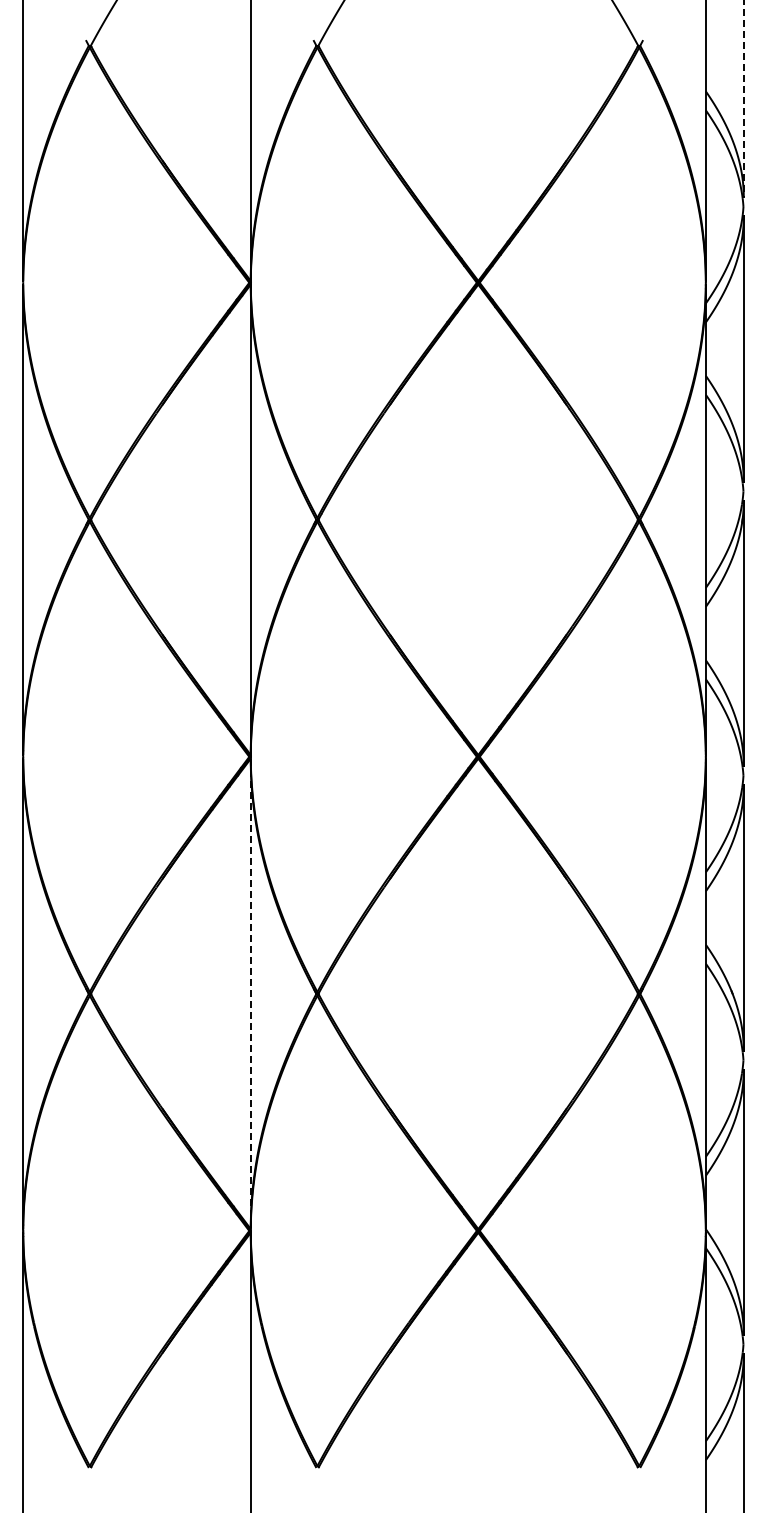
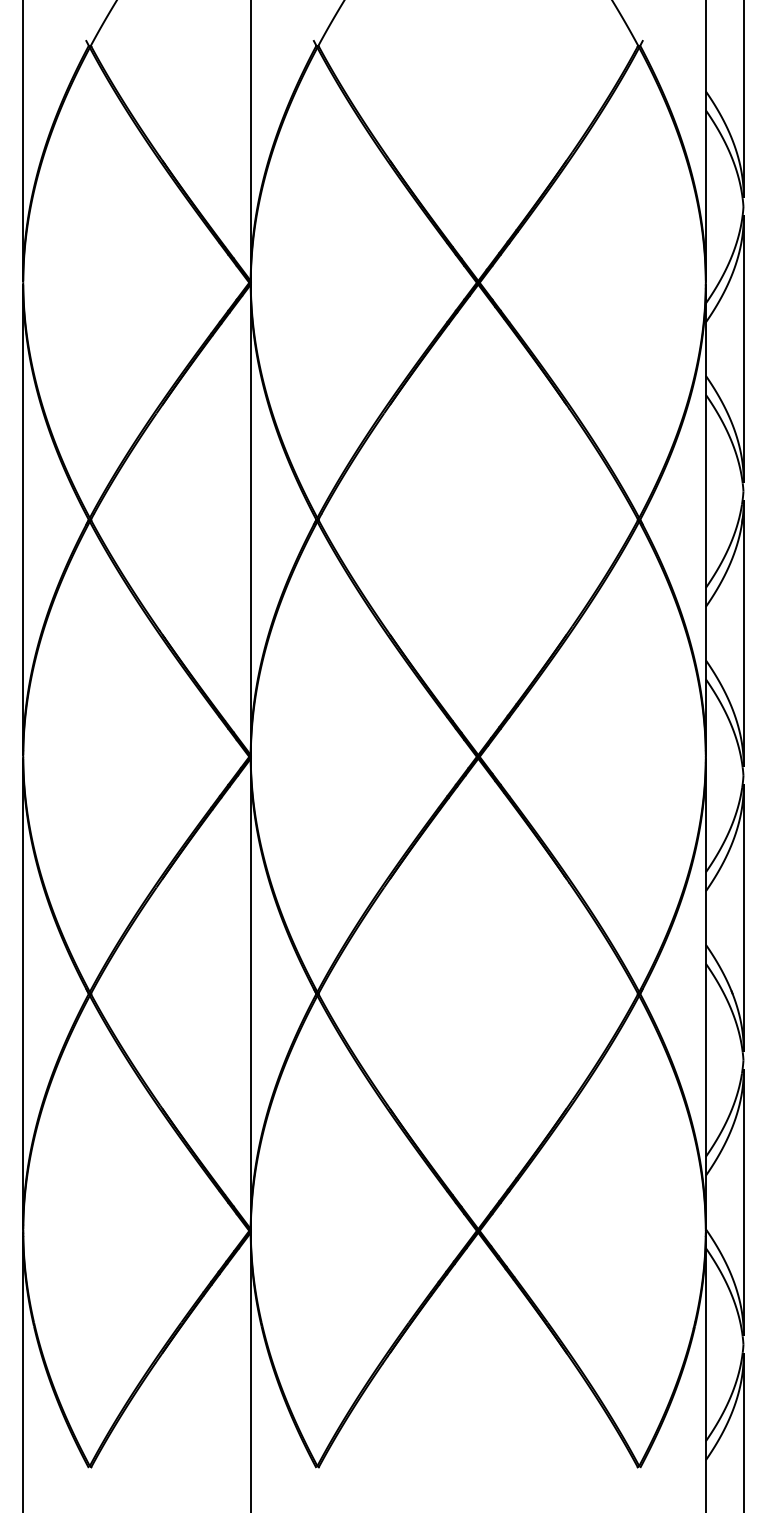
line: dashed -> solid (743, 99)
line: dashed -> solid (250, 994)
